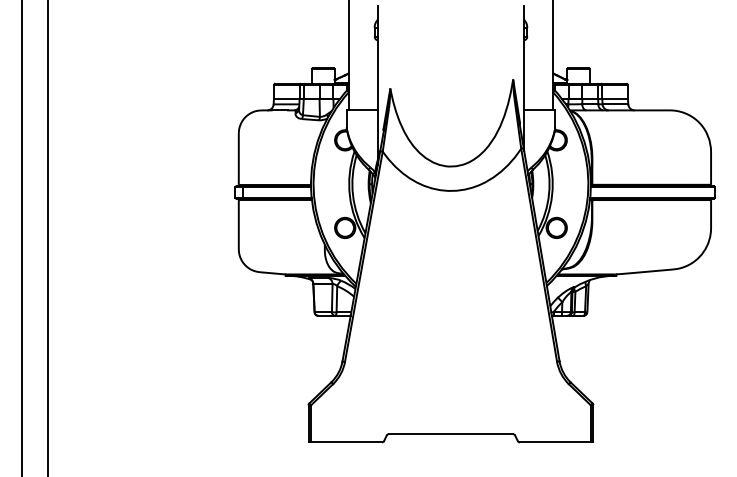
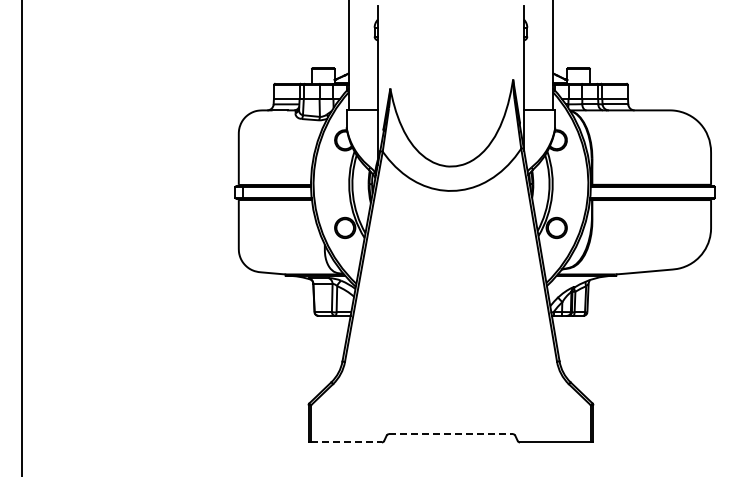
line: present -> none (47, 237)
line: solid -> dashed (450, 434)
line: solid -> dashed (346, 442)
